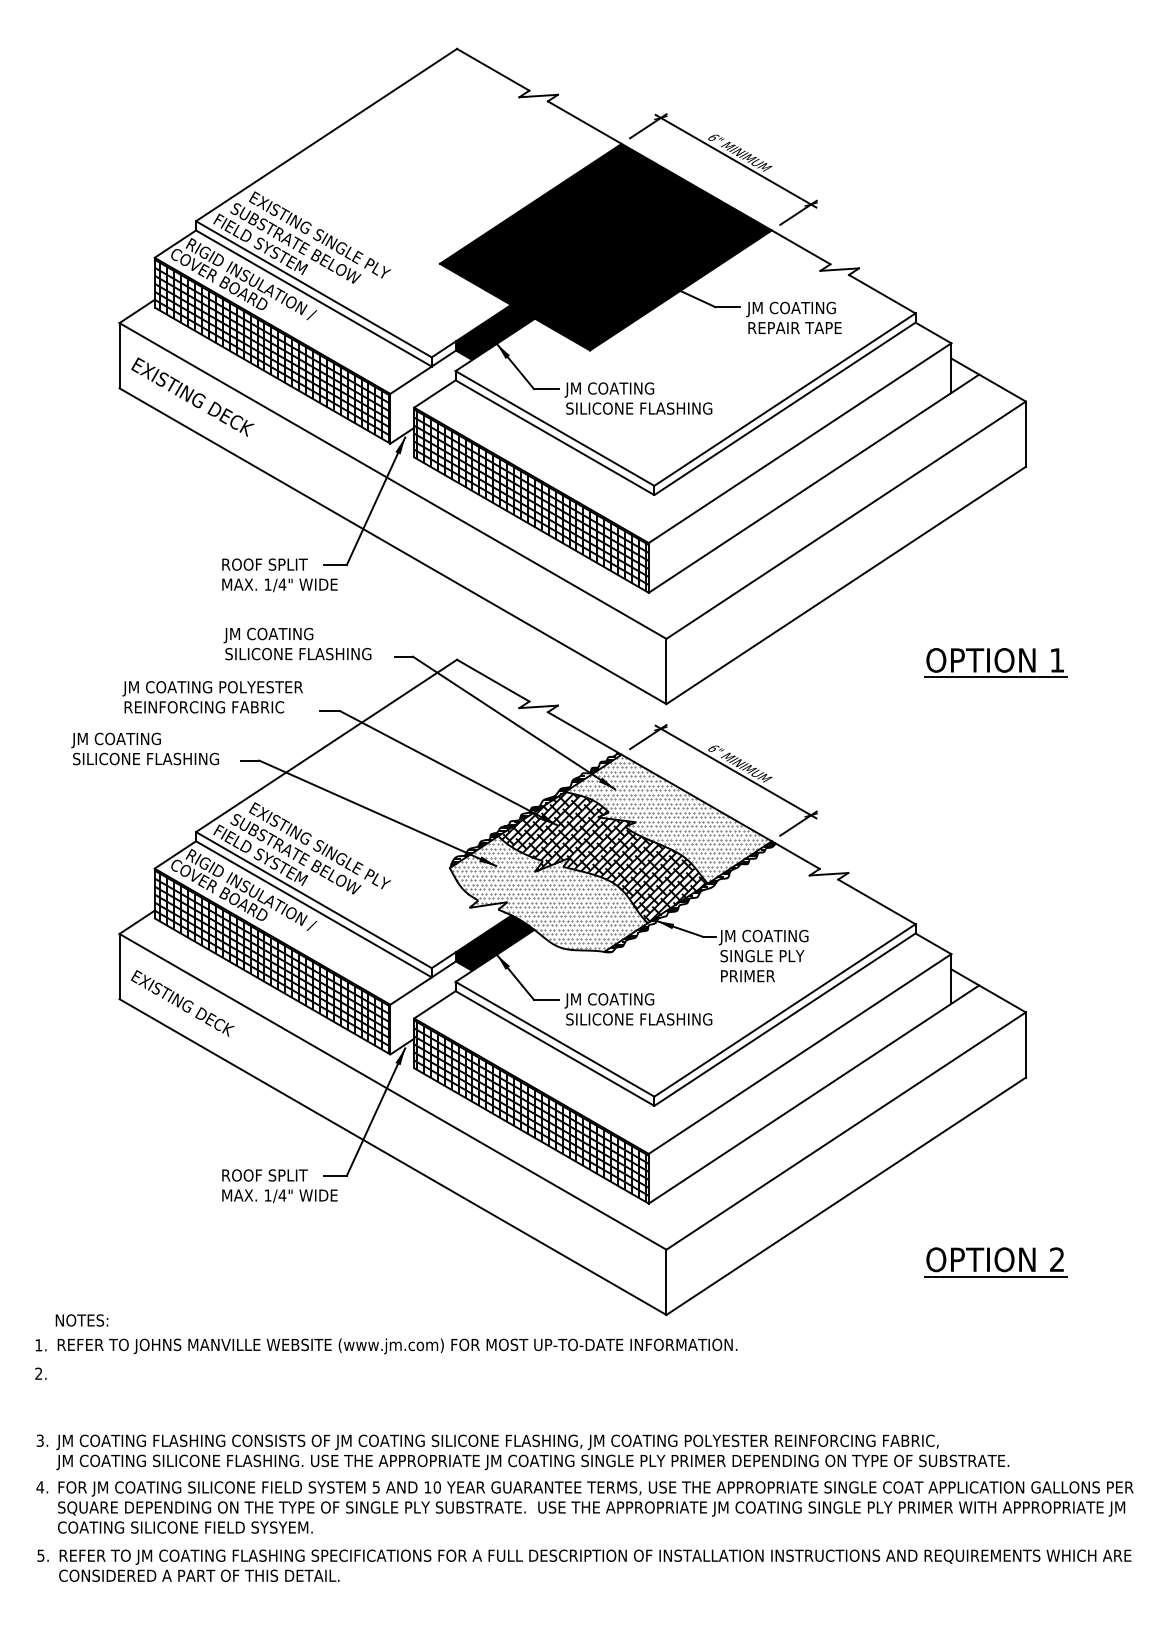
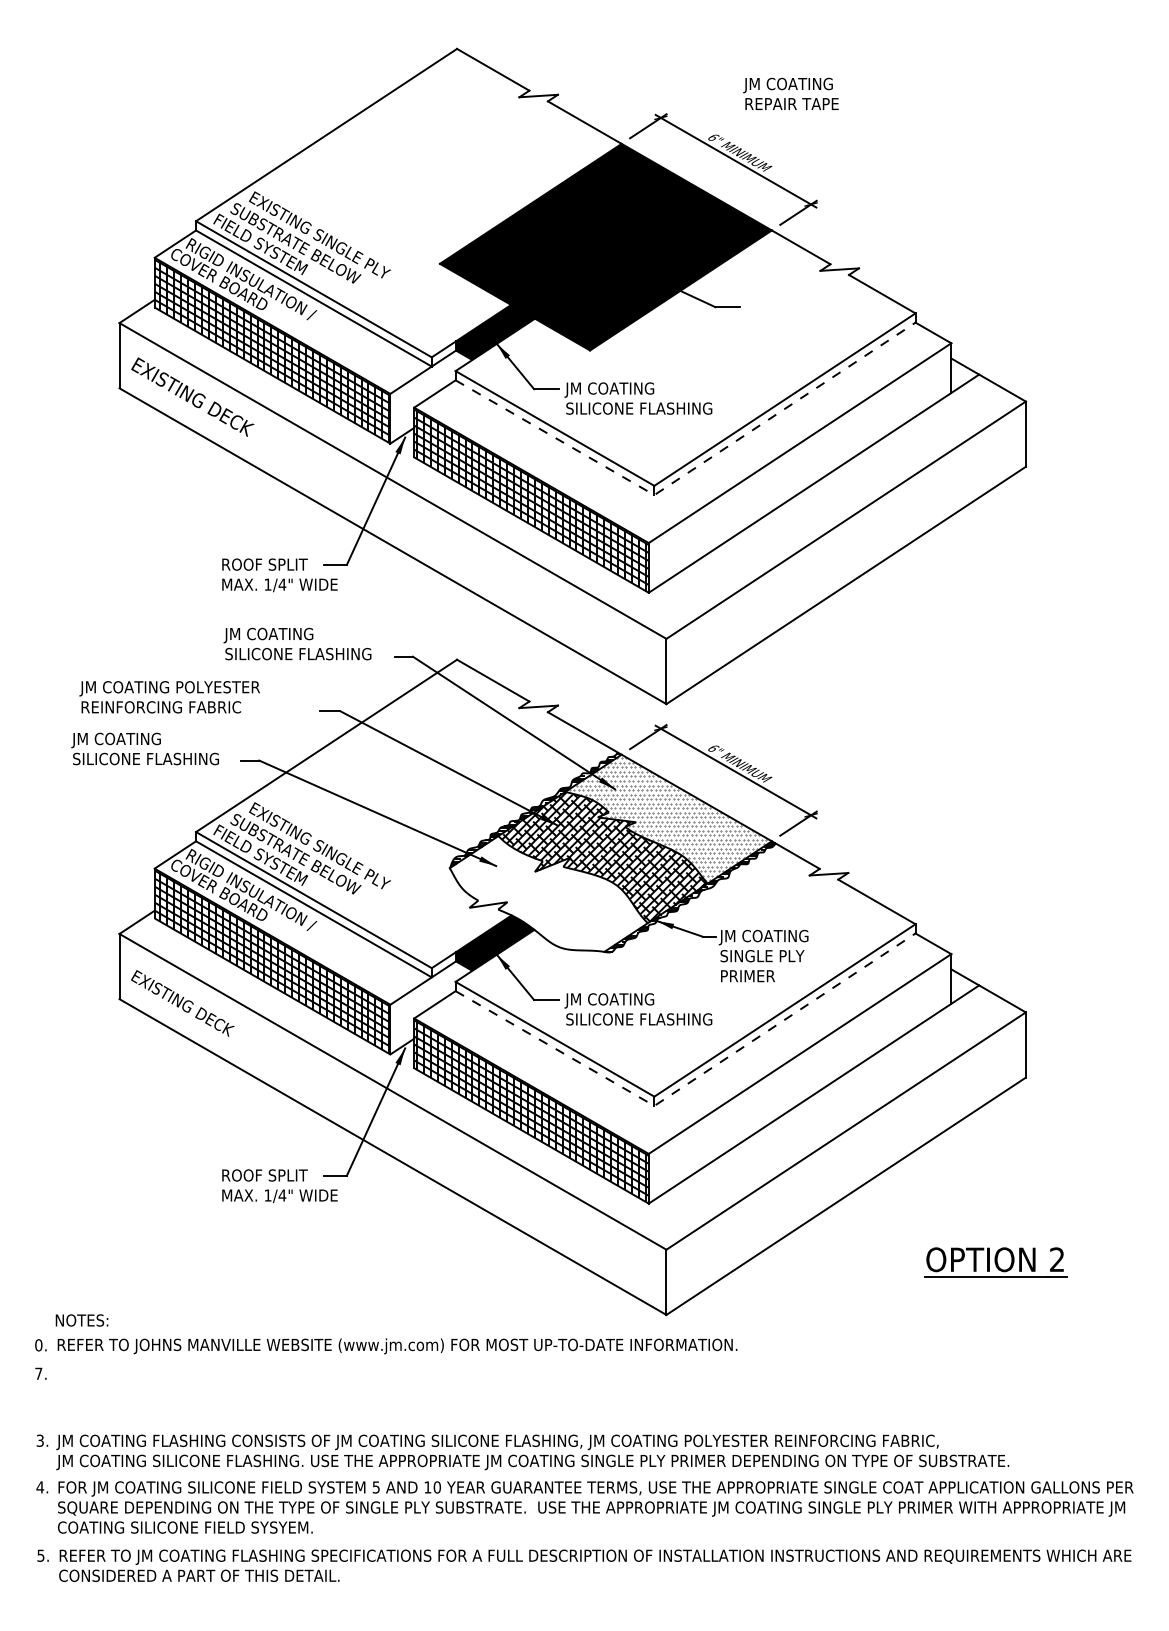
text position: (793, 317) -> (790, 93) (790, 93)
line: solid -> dashed (688, 472)
part: present -> none (995, 662)
text position: (212, 697) -> (169, 697) (169, 697)
hatch: present -> none (548, 893)
line: solid -> dashed (688, 1083)
text: 1. -> 0. (38, 1345)
text: 2. -> 7. (38, 1373)
